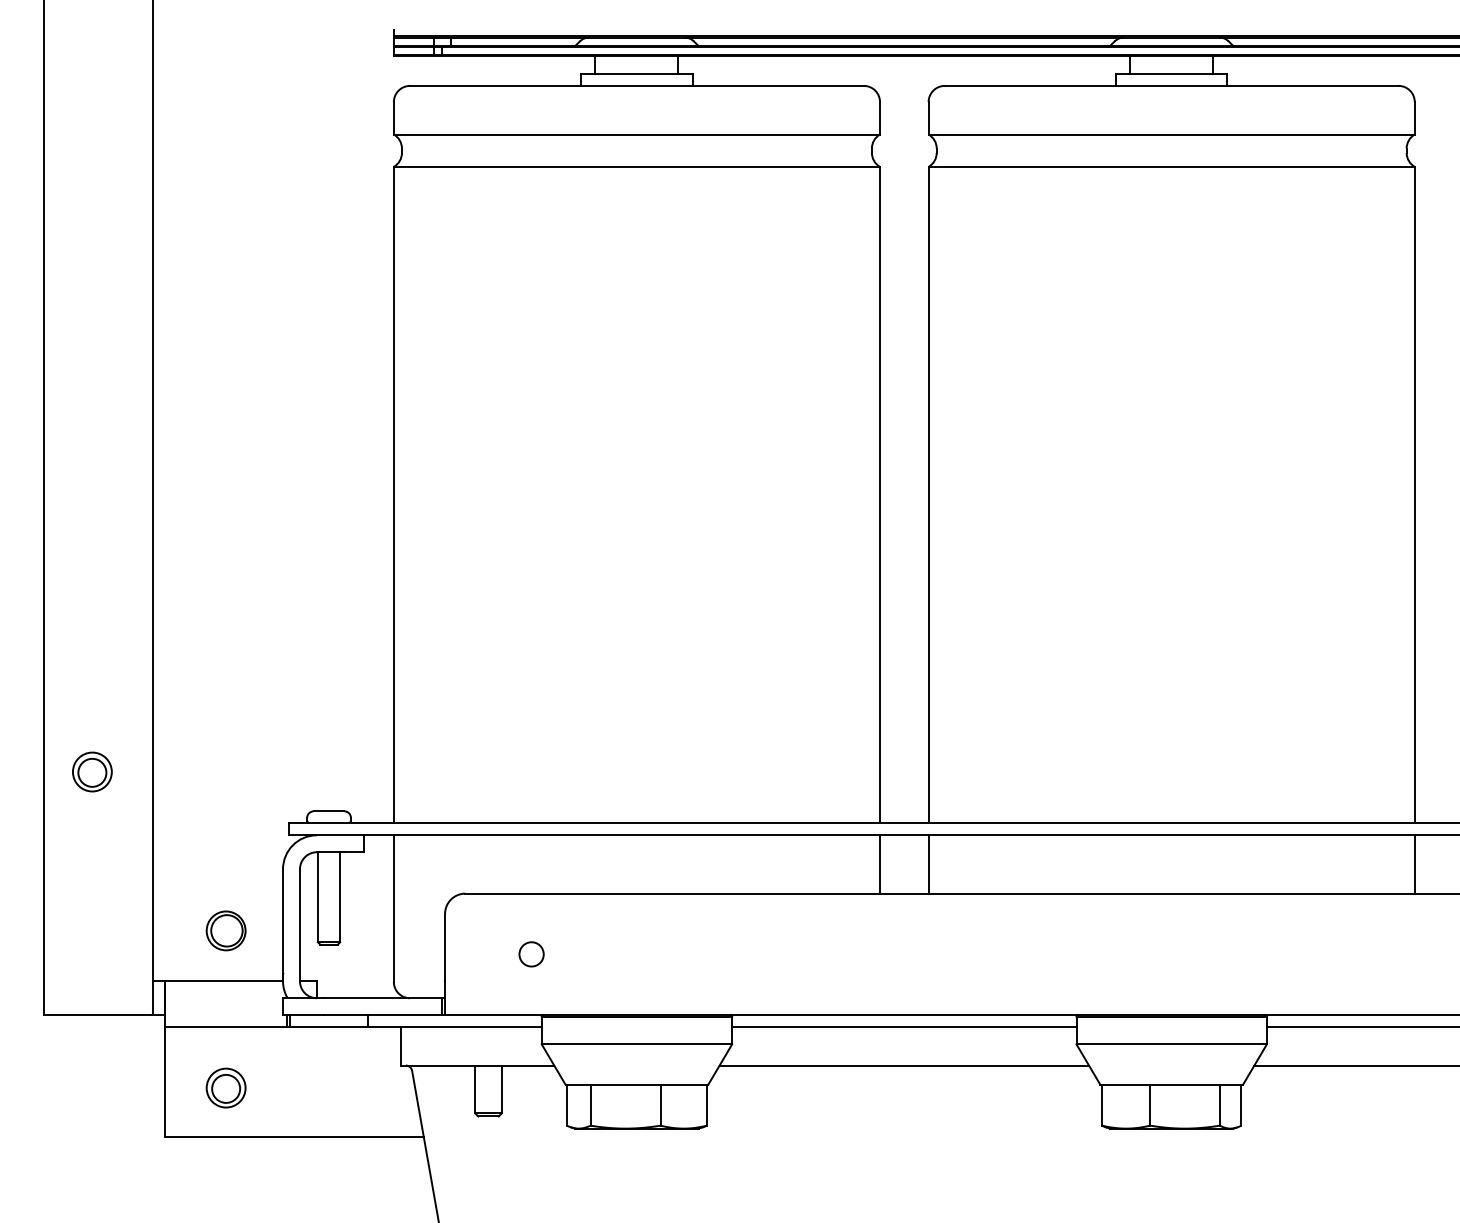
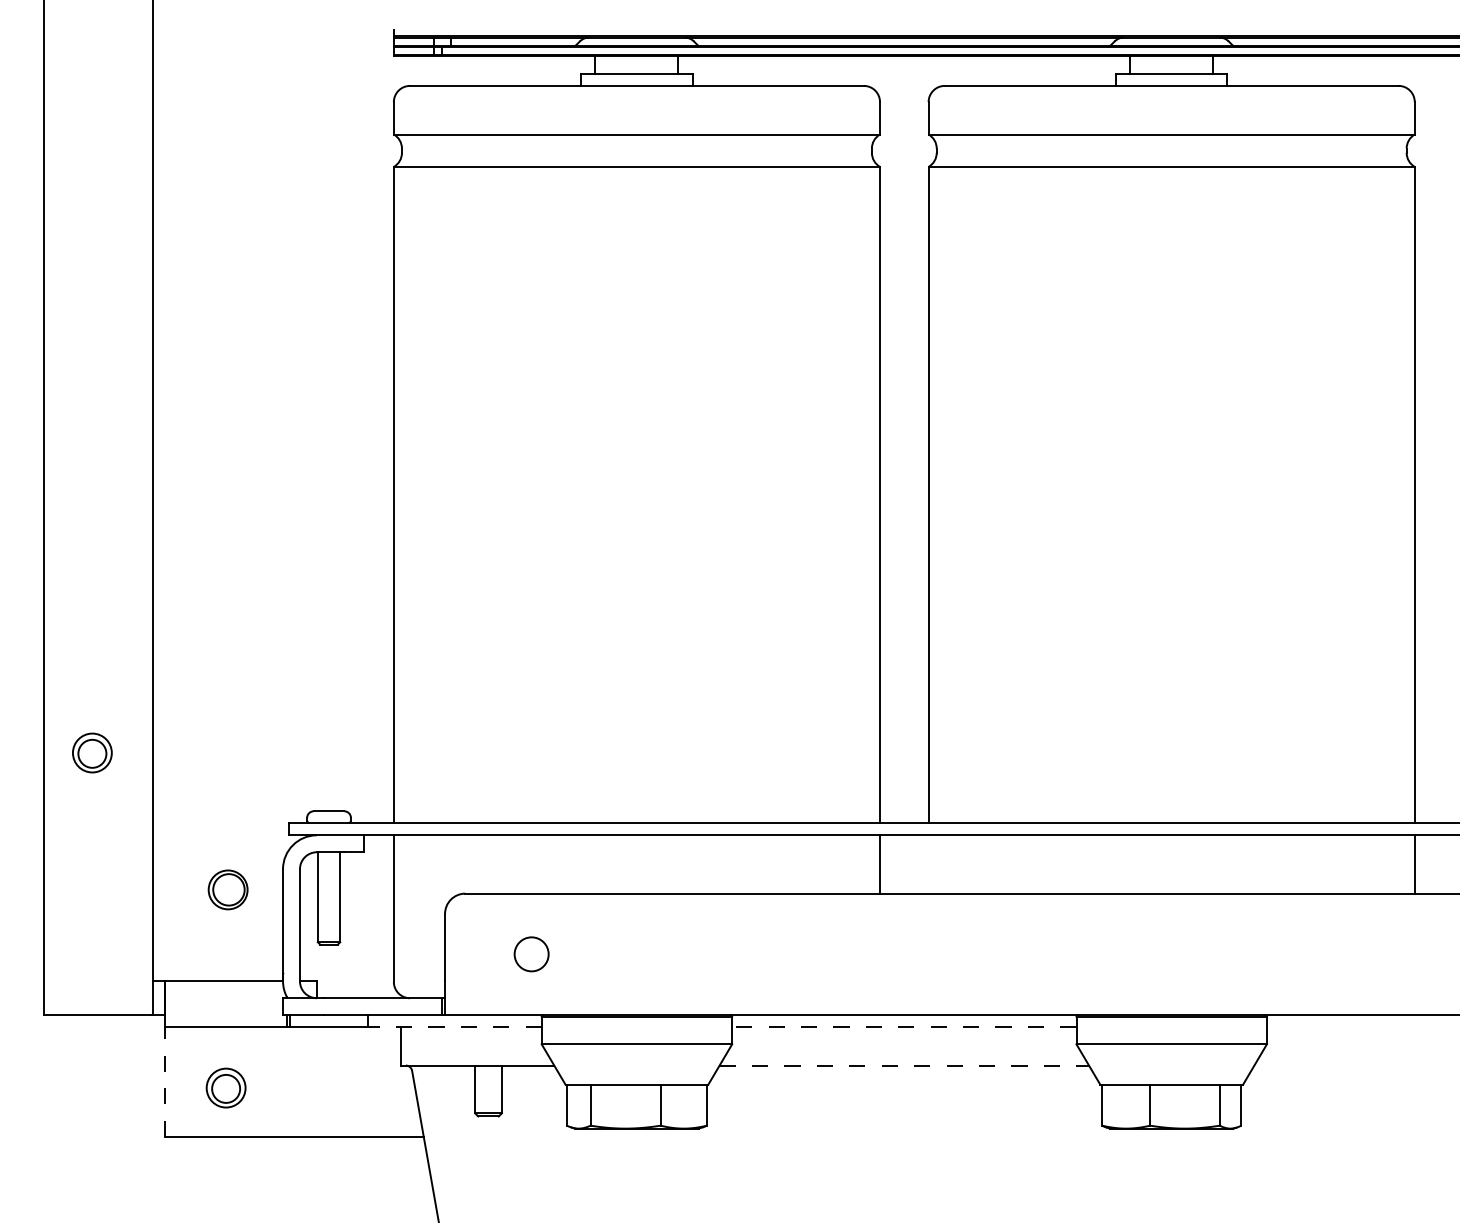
part position: (92, 771) -> (92, 752) (92, 752)
line: present -> none (928, 864)
part position: (225, 930) -> (227, 889) (227, 889)
circle size: 27x27 px -> 37x37 px (531, 954)
line: solid -> dashed (454, 1027)
line: solid -> dashed (903, 1027)
line: present -> none (1361, 1027)
line: solid -> dashed (904, 1065)
line: present -> none (1355, 1065)
line: solid -> dashed (165, 1082)
